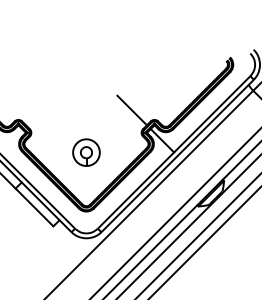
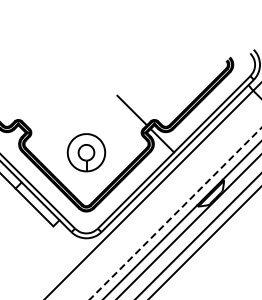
part size: 29x29 px -> 41x40 px (86, 152)
line: solid -> dashed (176, 213)
